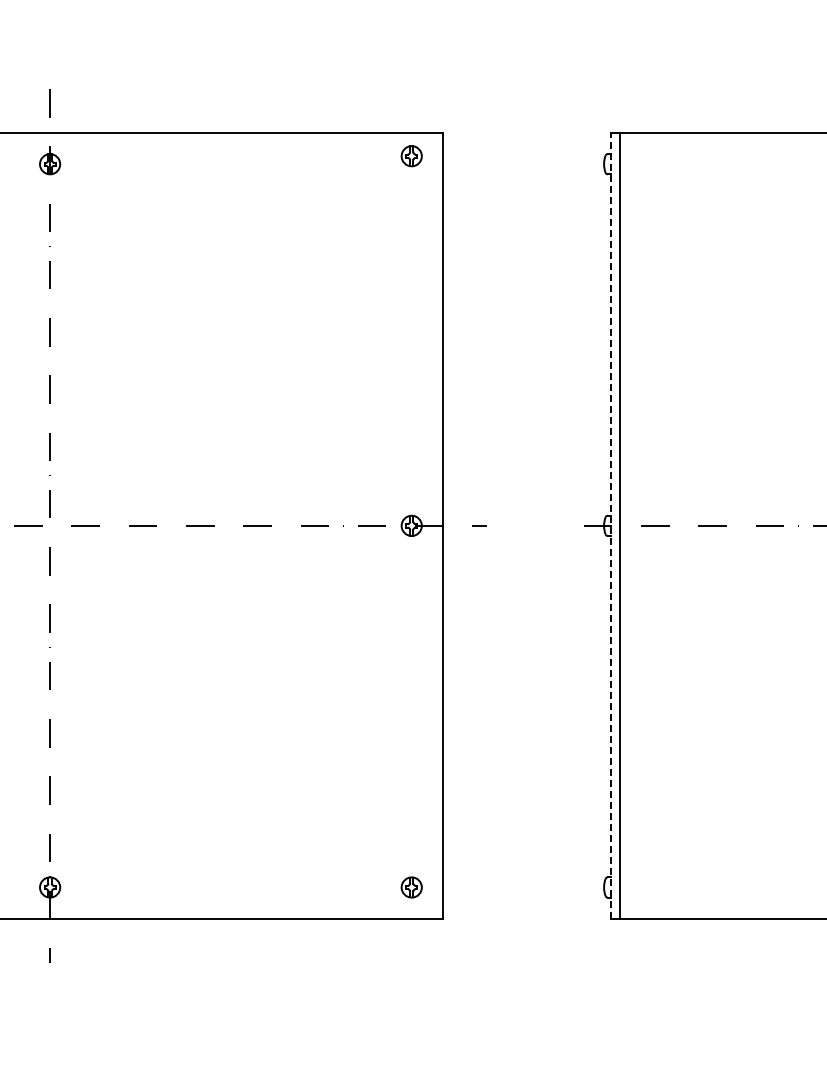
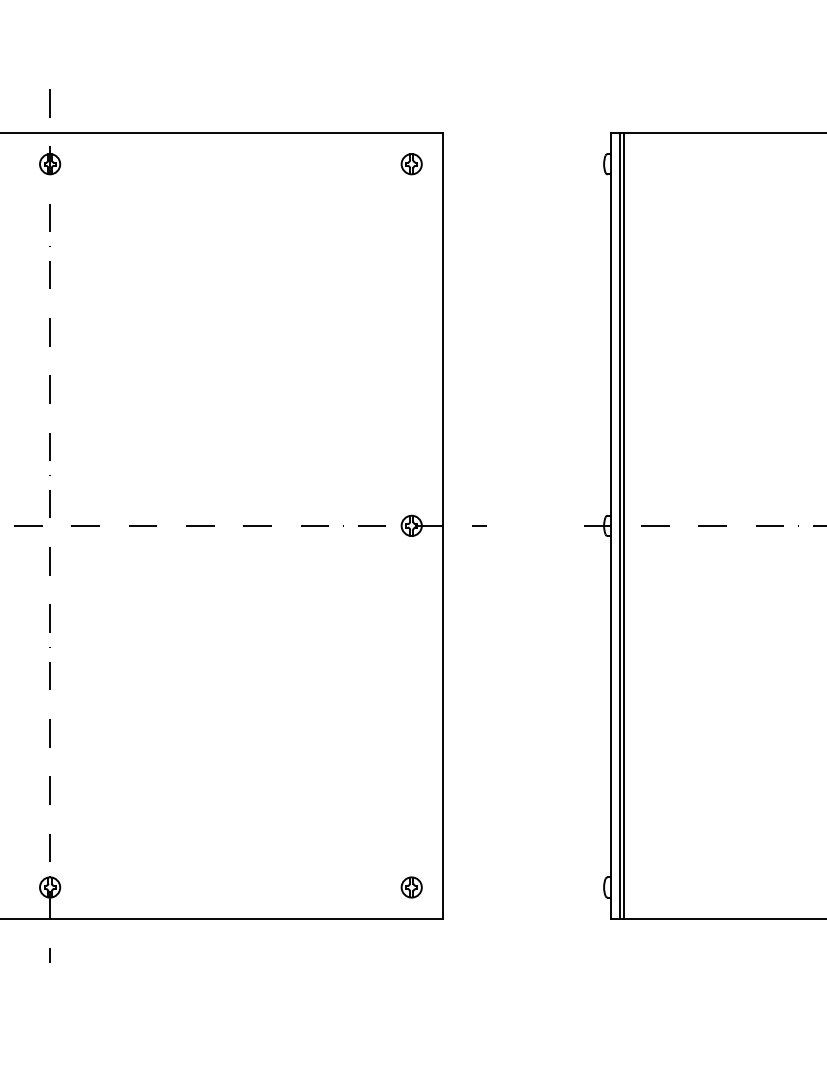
part position: (411, 156) -> (411, 164) (411, 164)
line: dashed -> solid (610, 525)
line: none -> present (624, 525)
